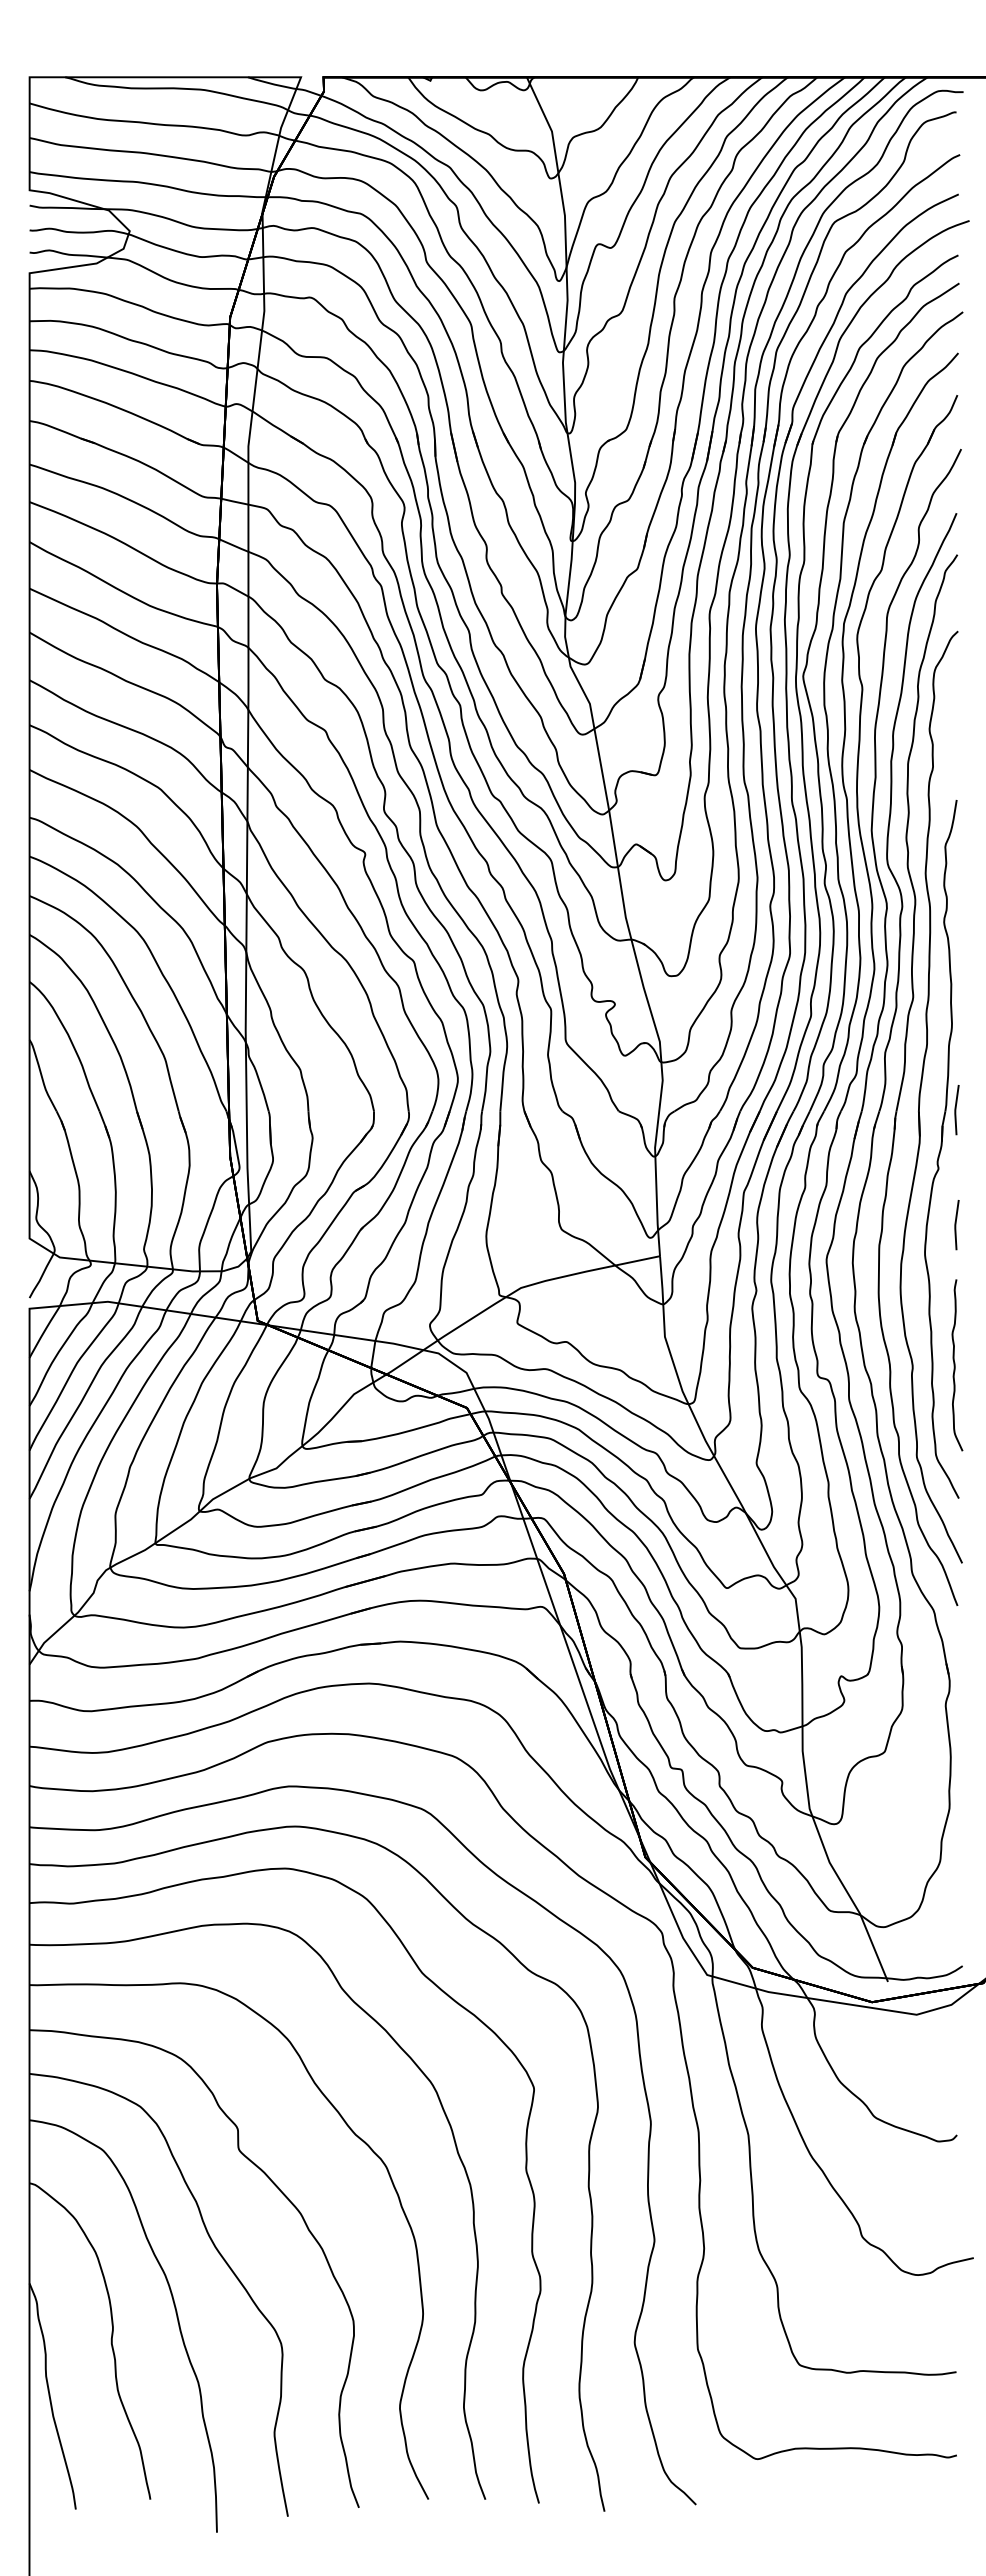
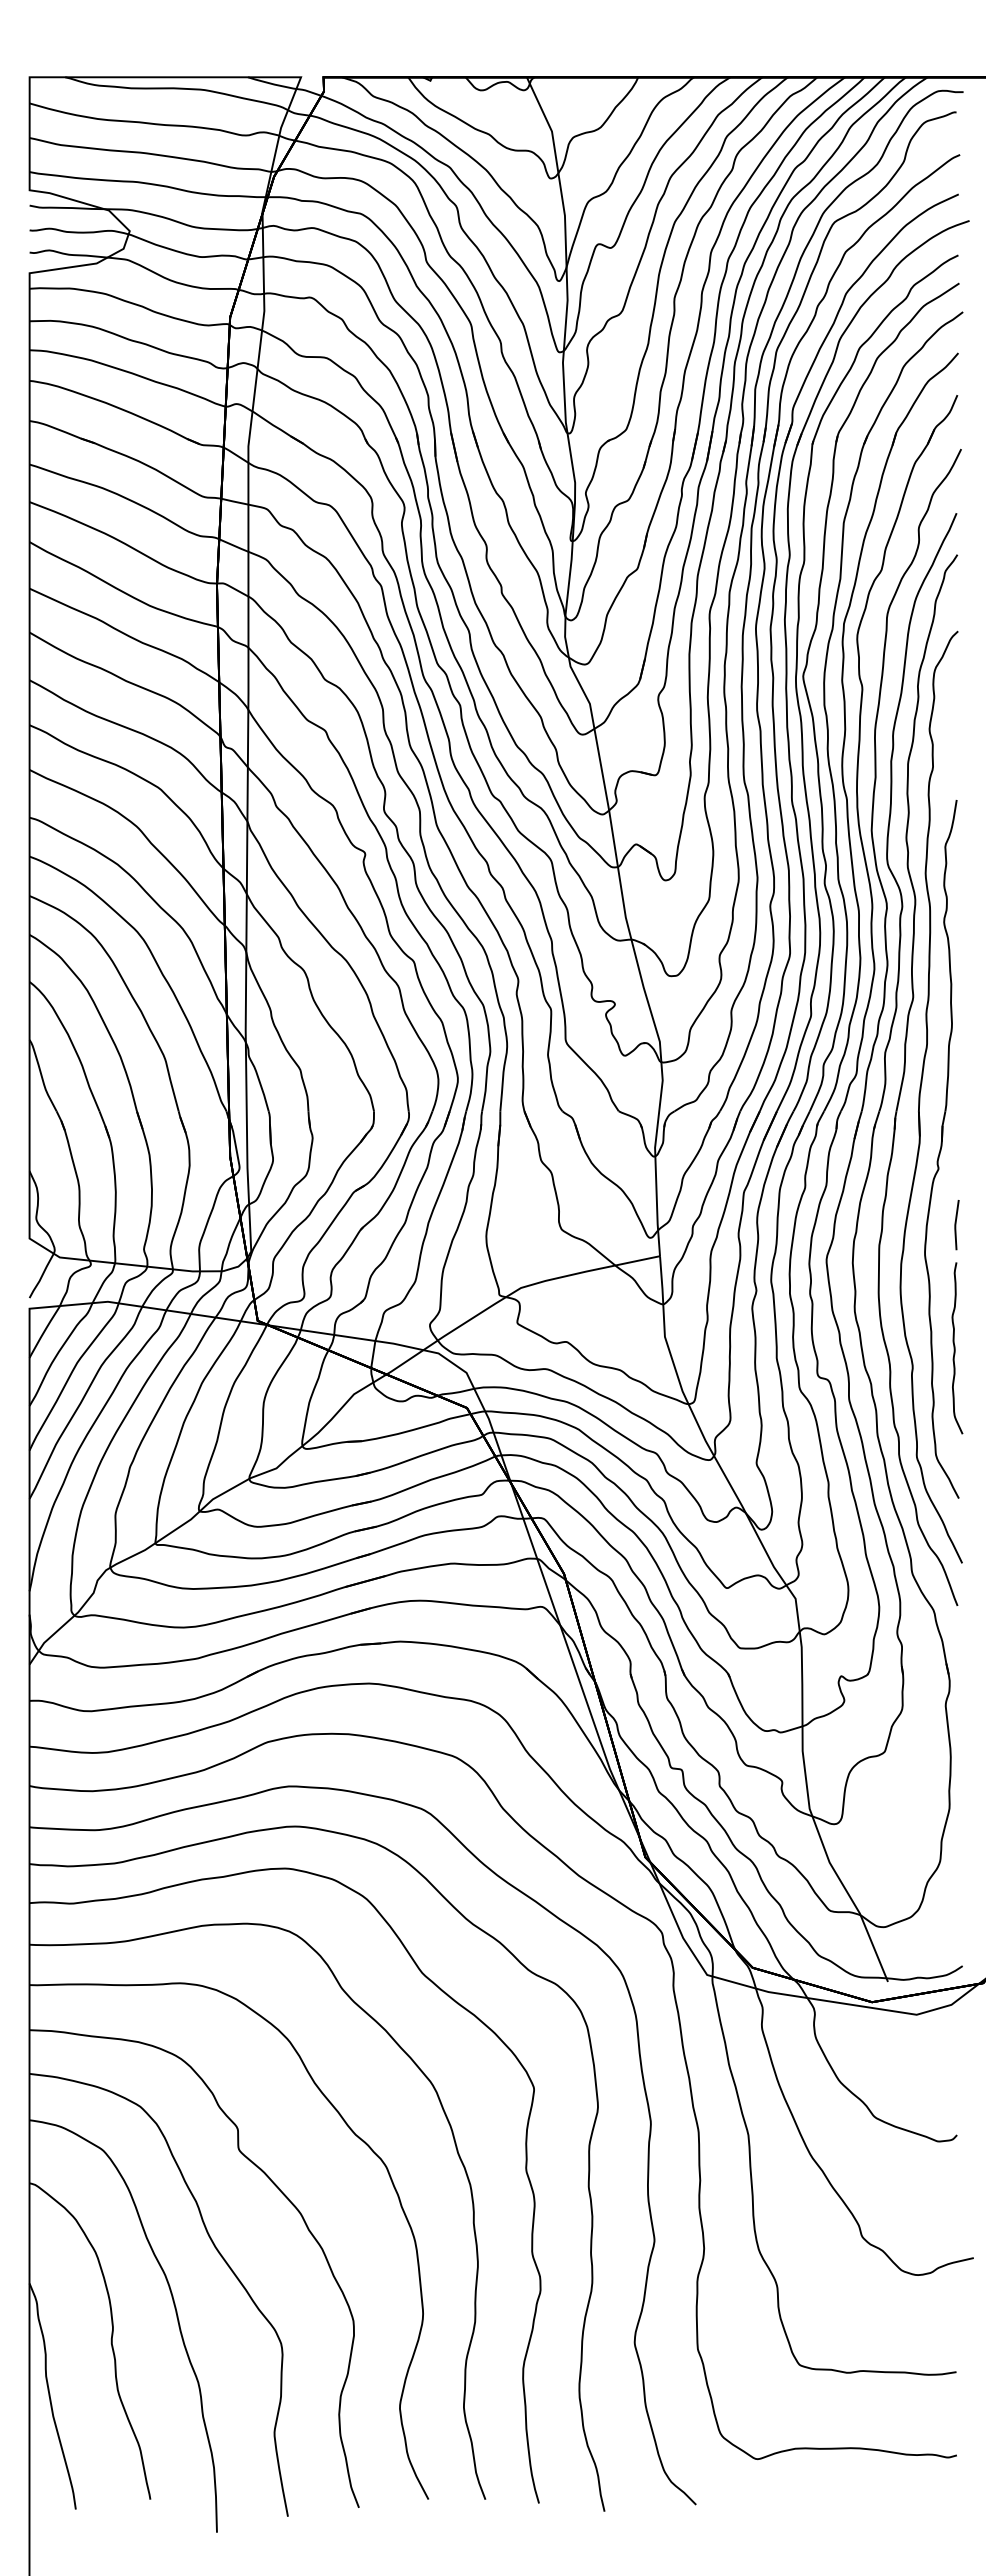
line: present -> none (956, 1110)
curve position: (955, 1365) -> (955, 1348) (955, 1348)
